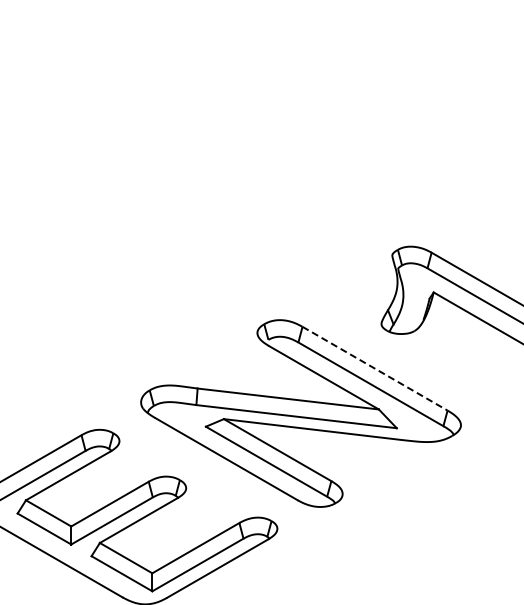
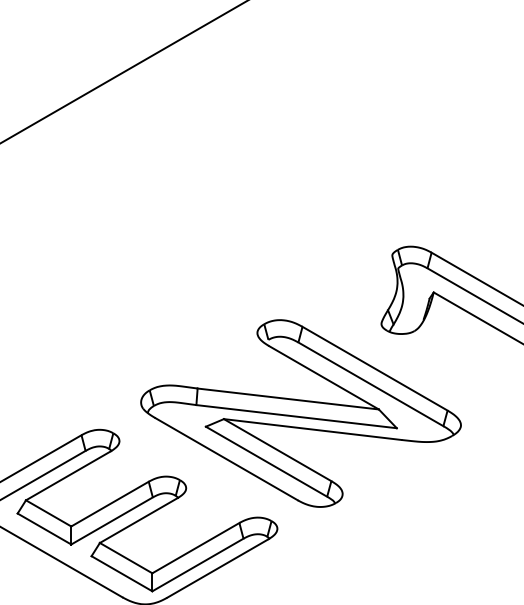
line: none -> present (123, 72)
line: dashed -> solid (375, 368)
